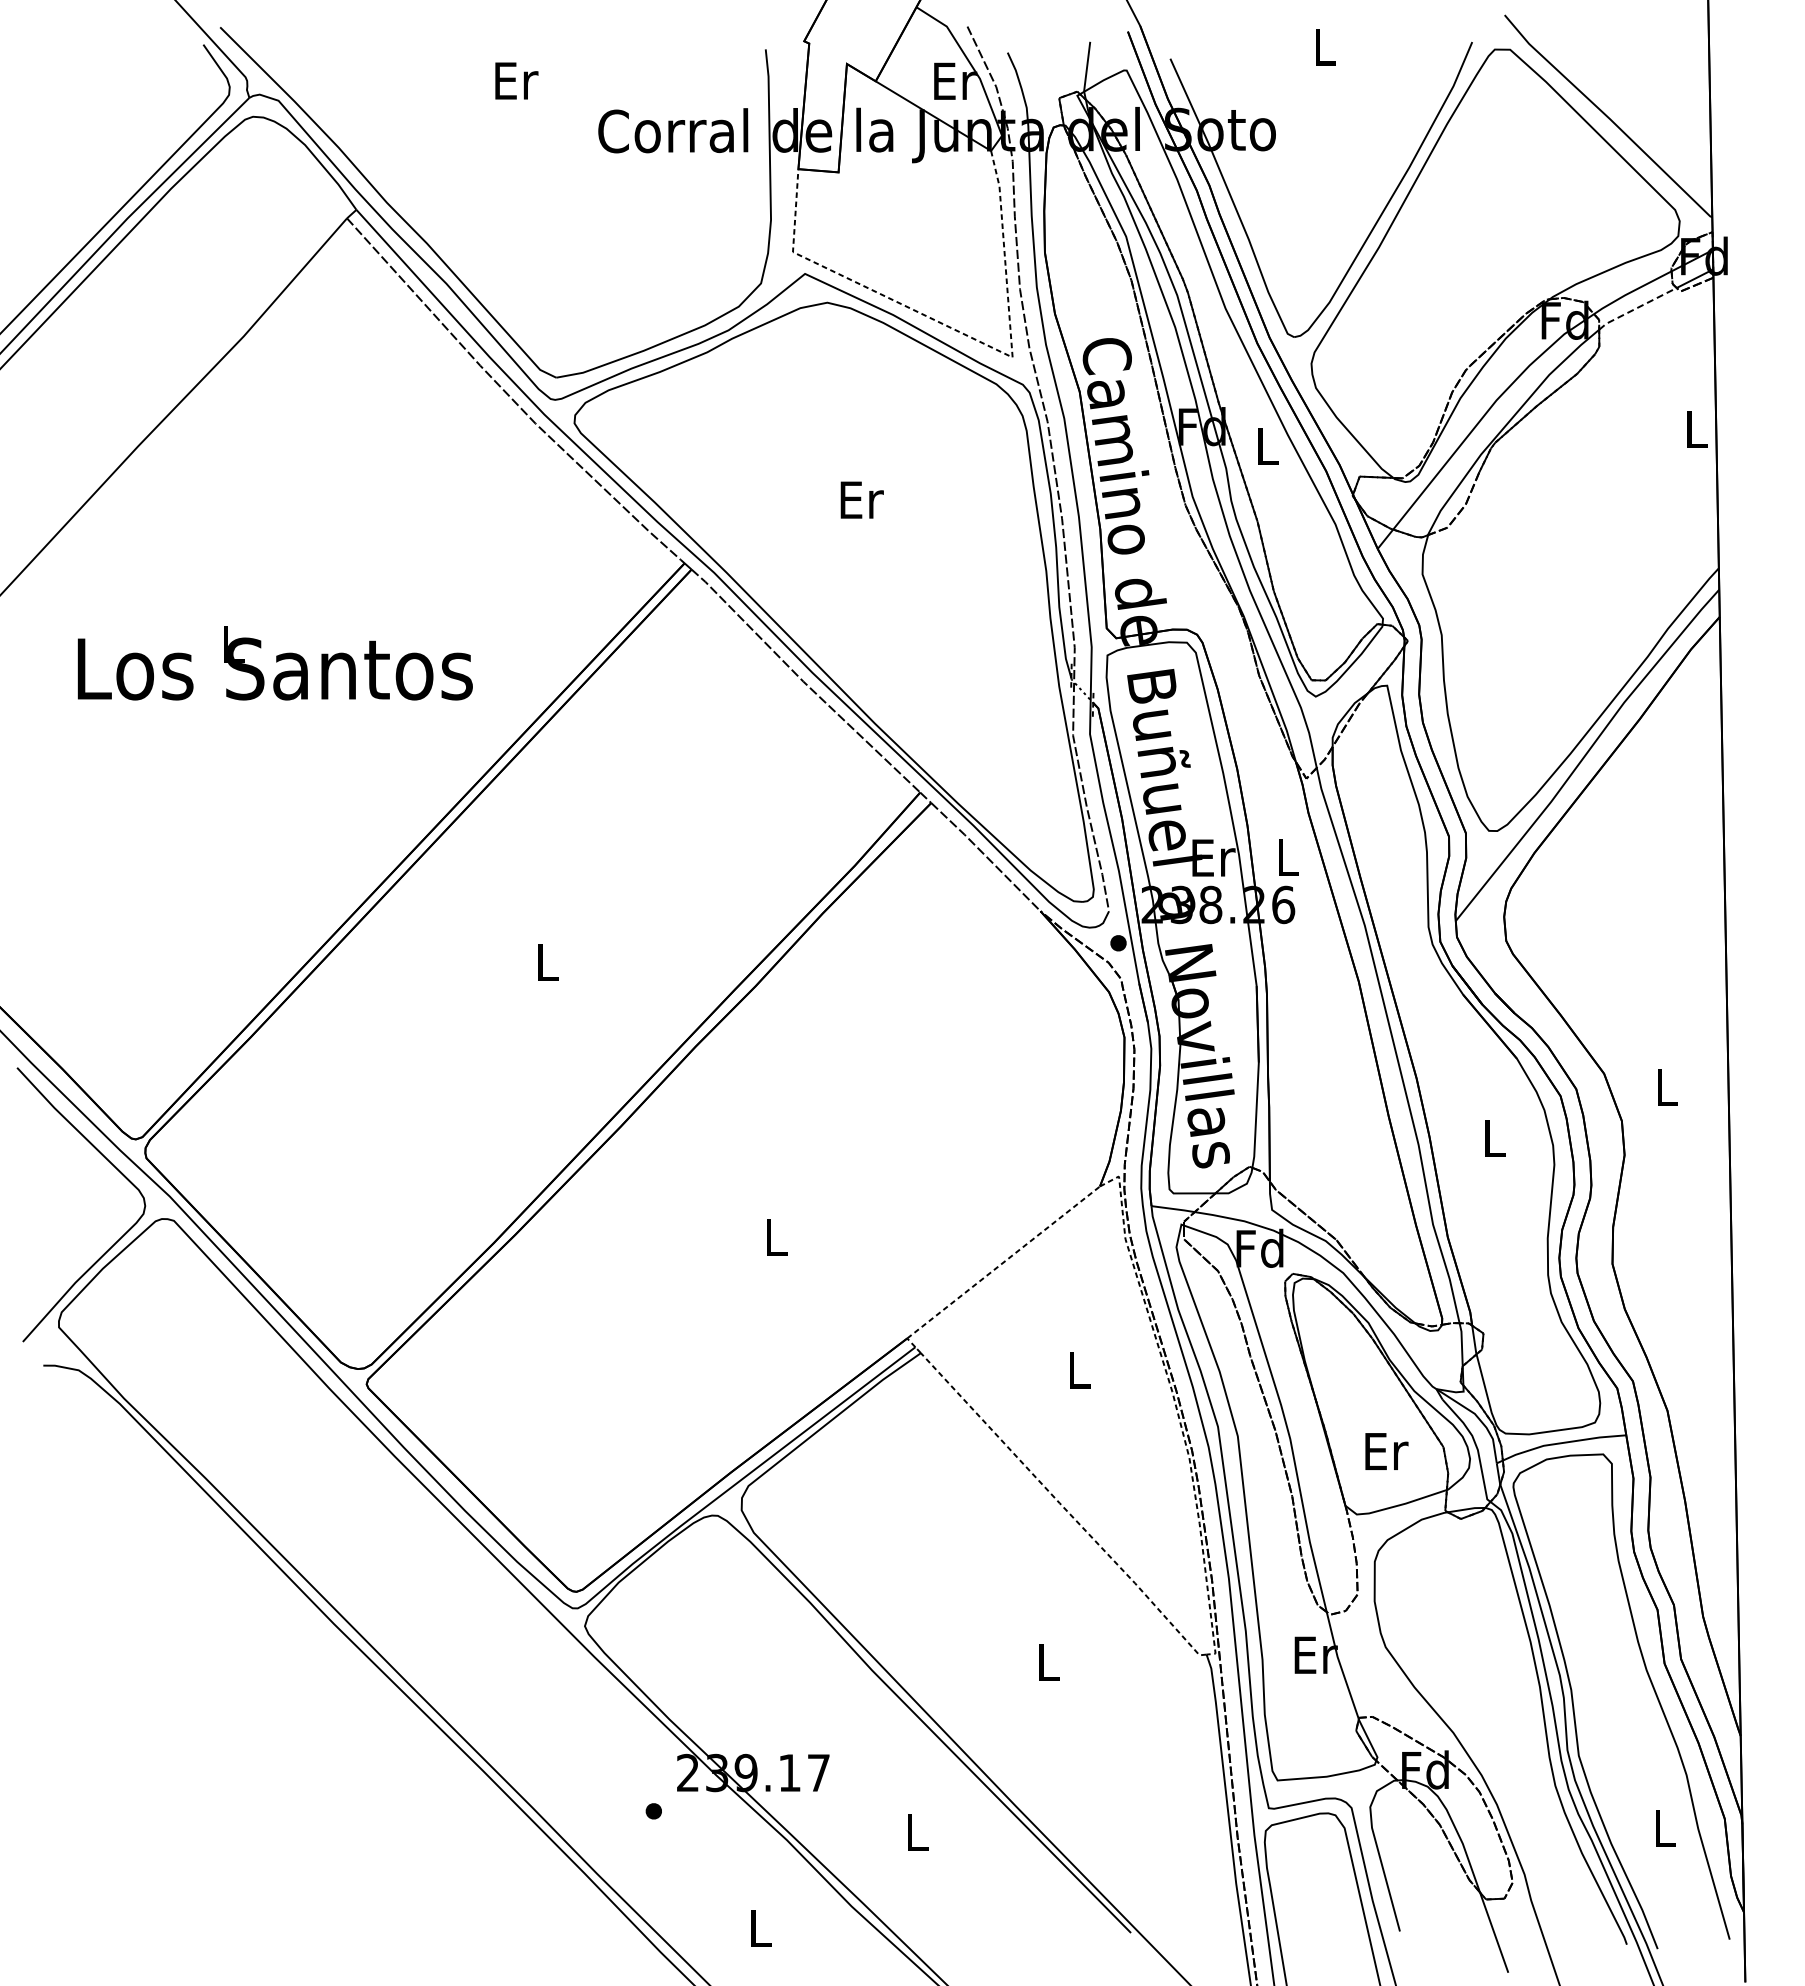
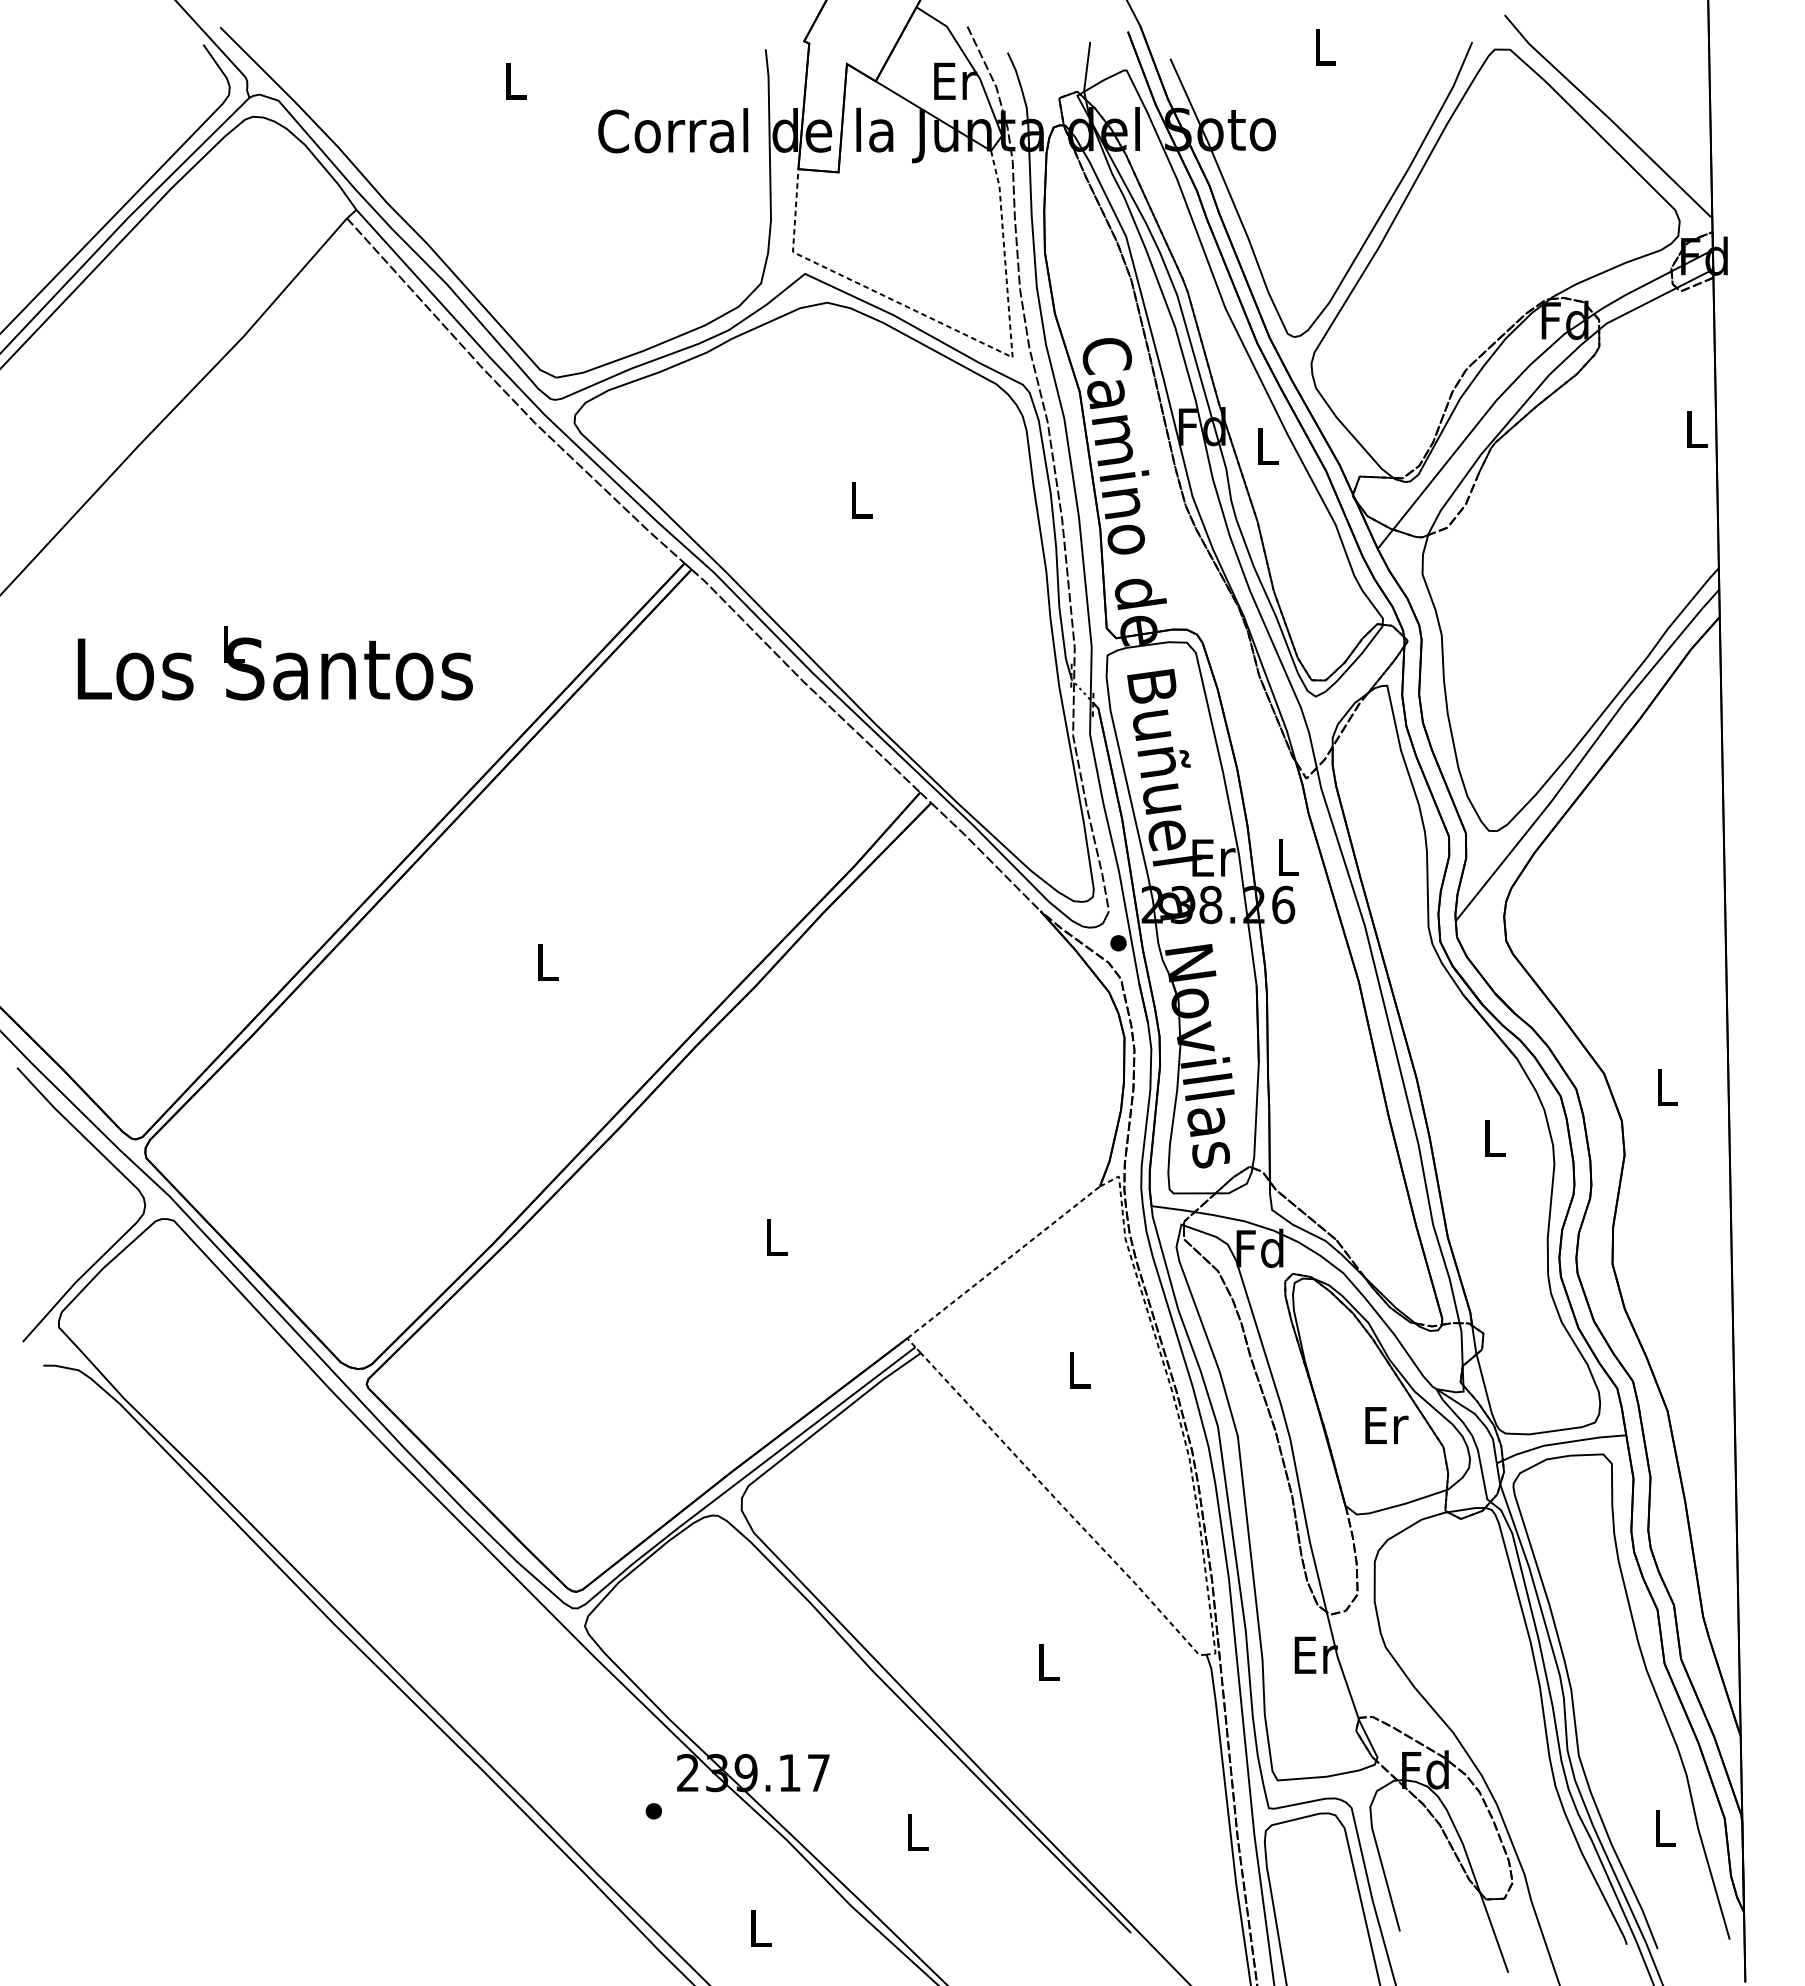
text: Er -> L (516, 80)
line: dashed -> solid (1636, 308)
text: Er -> L (861, 499)
text position: (1386, 1451) -> (1386, 1425) (1386, 1425)
